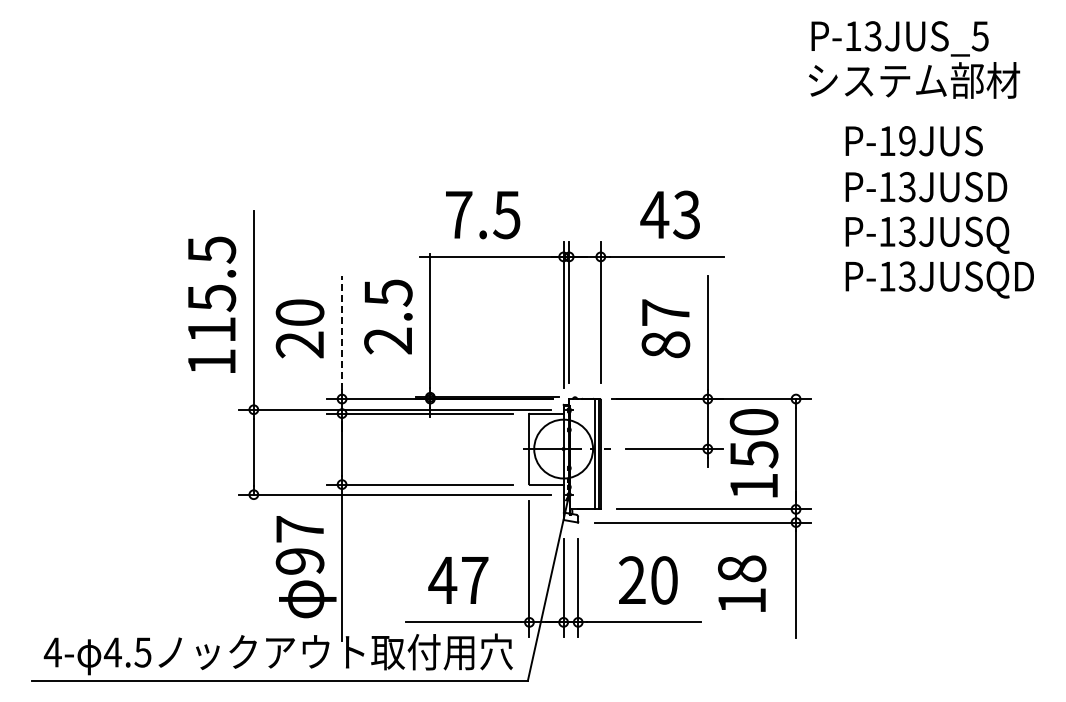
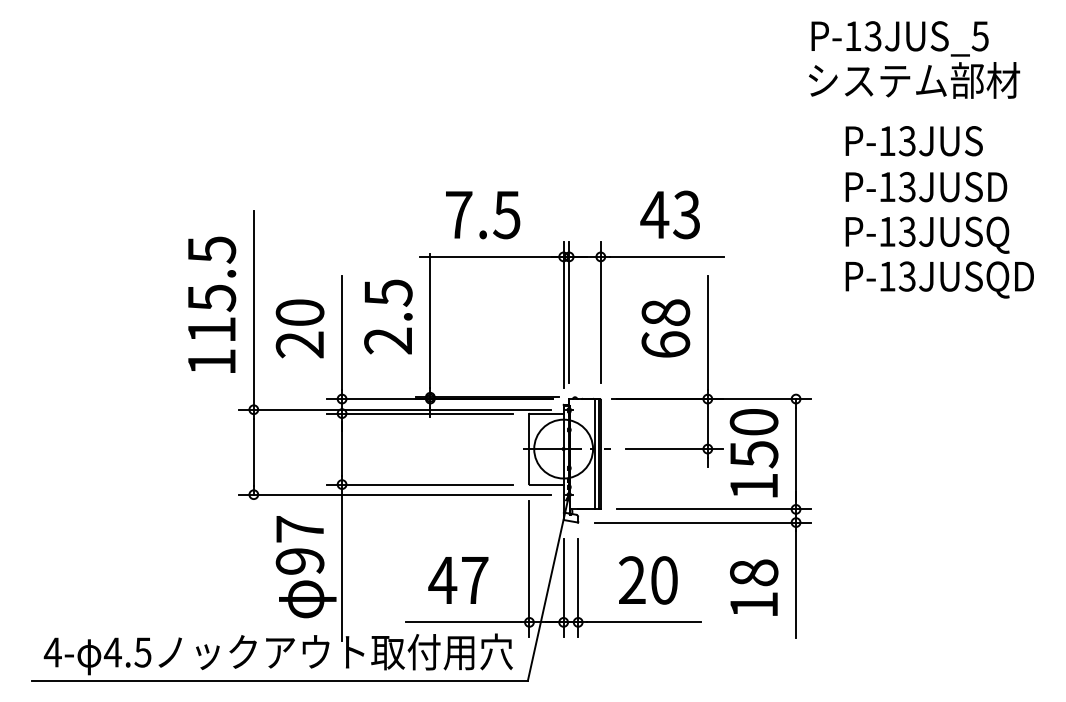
text: P-19JUS -> P-13JUS (906, 141)
text: 87 -> 68 (665, 328)
line: dashed -> solid (342, 332)
text position: (742, 583) -> (754, 587) (754, 587)
